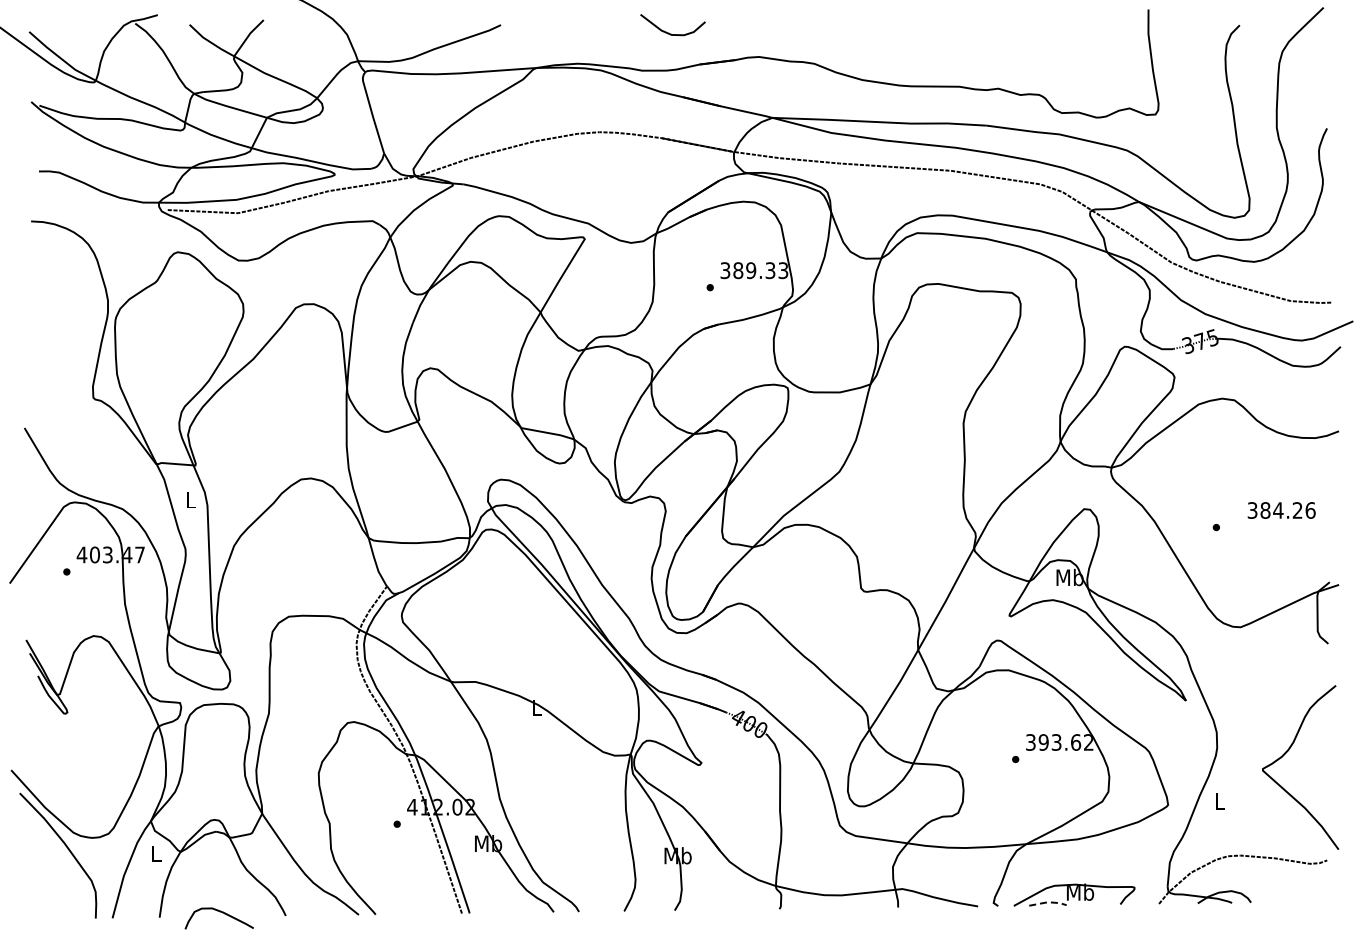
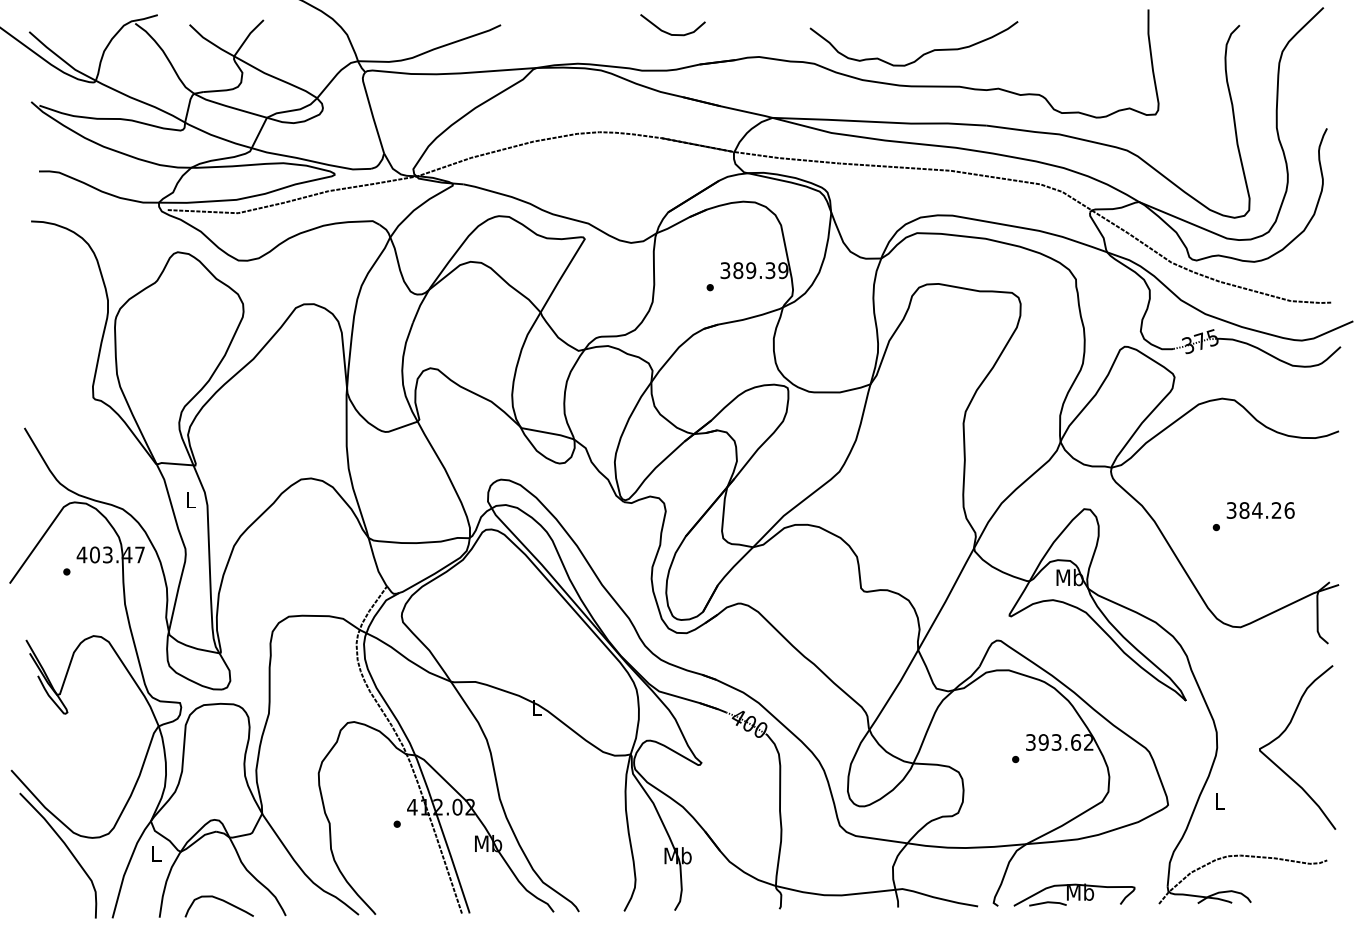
curve: none -> present (923, 53)
text: 389.33 -> 389.39 (783, 270)
text position: (1281, 510) -> (1260, 510) (1260, 510)
curve position: (1286, 753) -> (1283, 733) (1283, 733)
line: dashed -> solid (1047, 902)
curve position: (219, 912) -> (219, 900) (219, 900)
